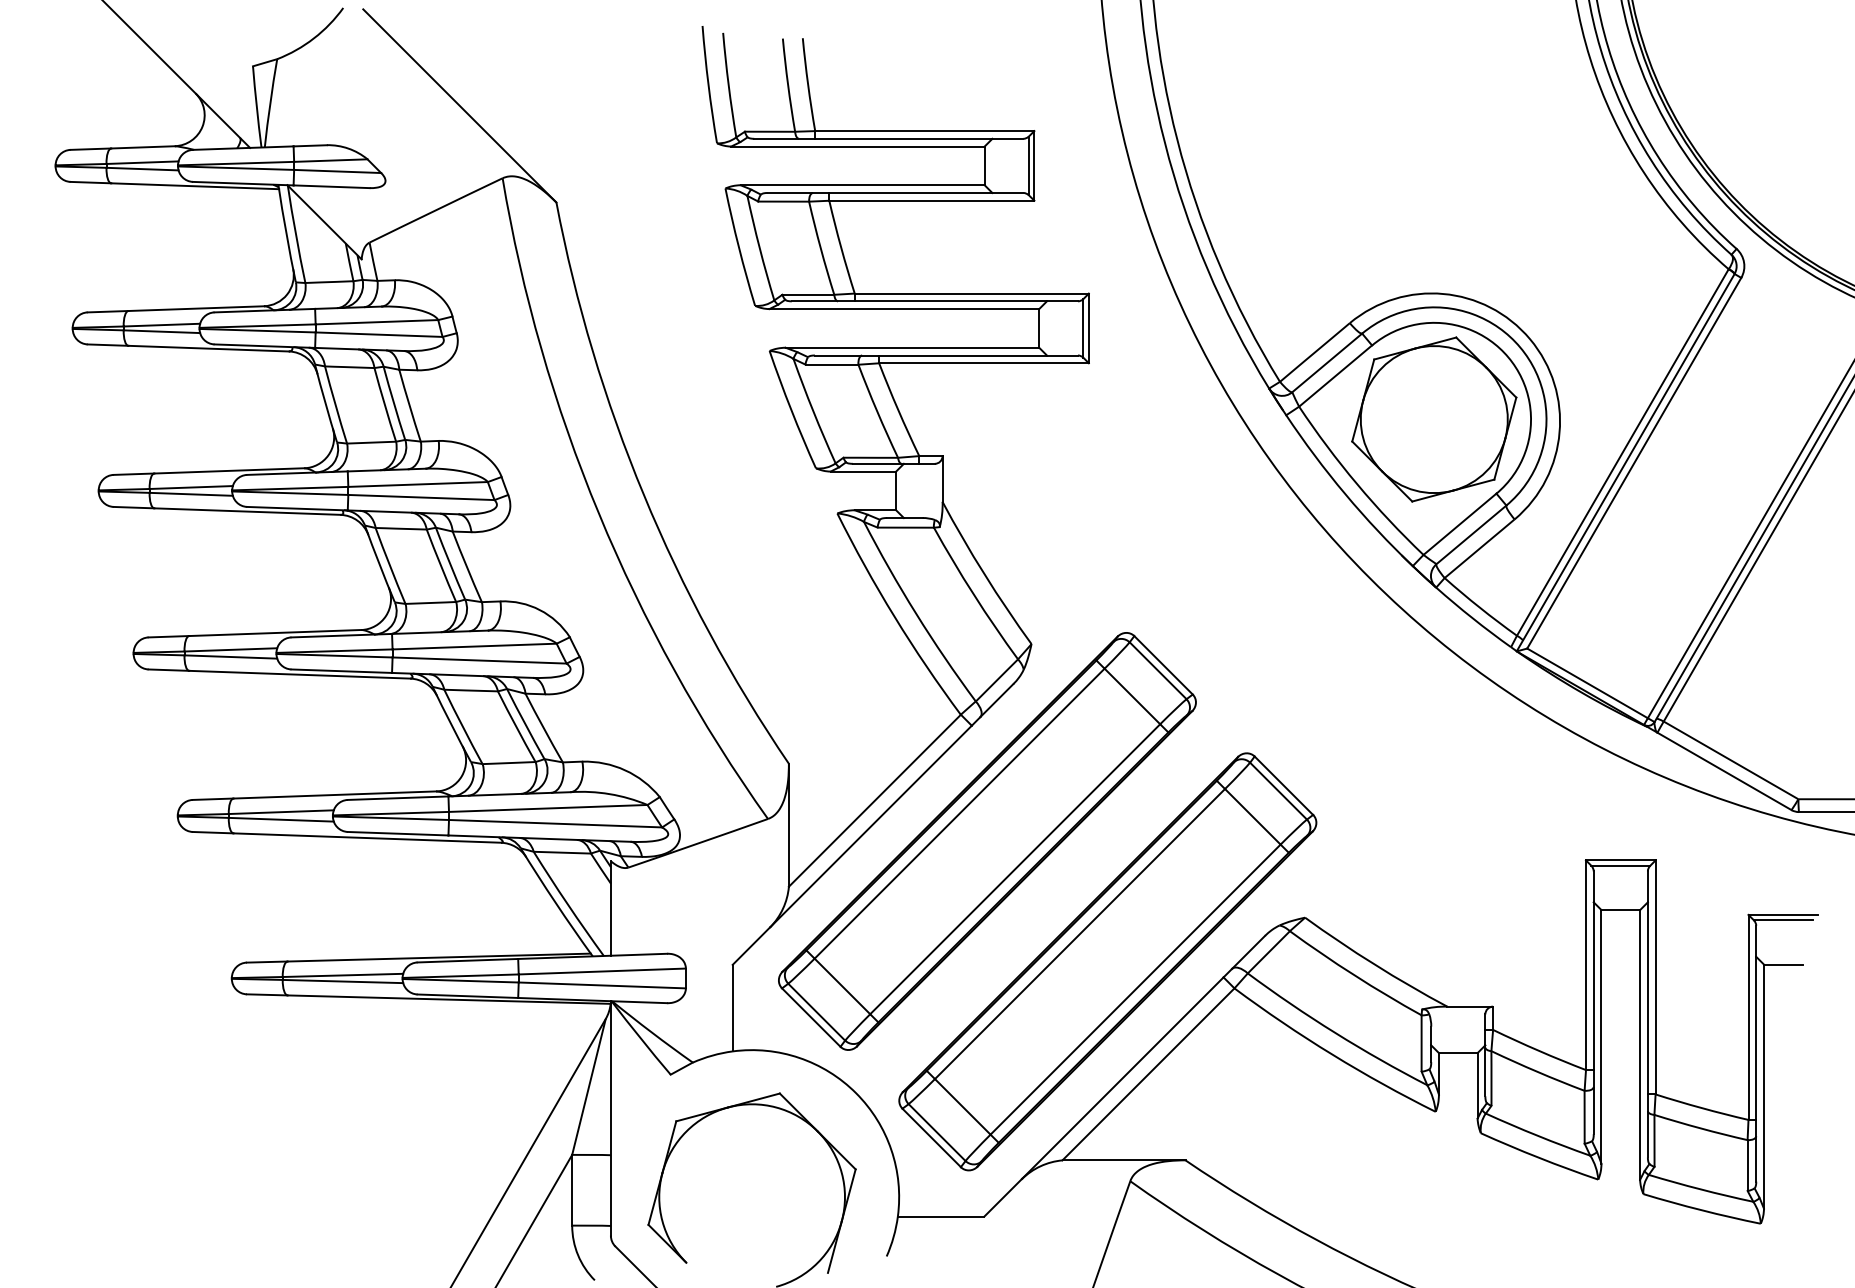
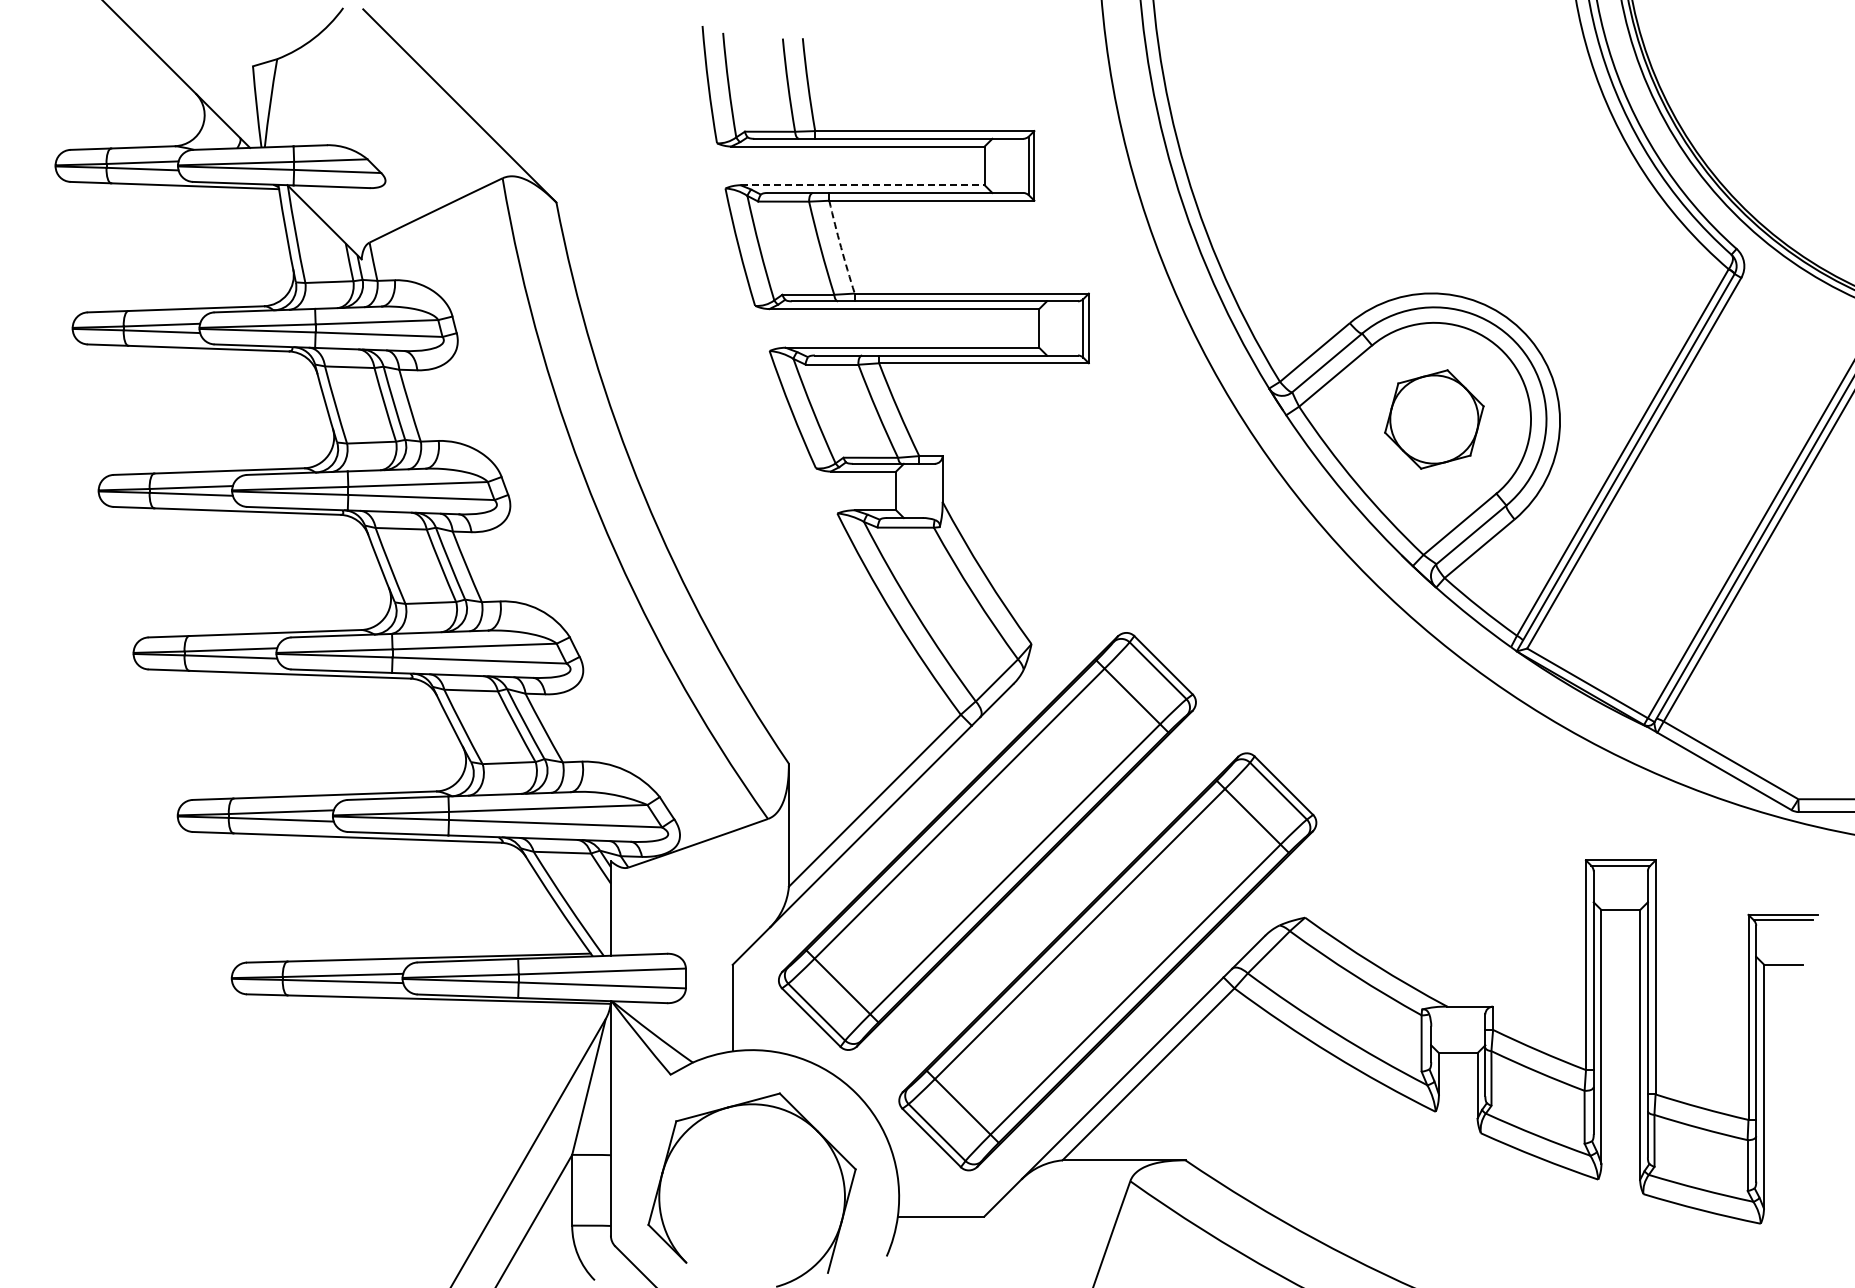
line: solid -> dashed (863, 185)
arc: solid -> dashed (841, 247)
part size: 167x167 px -> 101x101 px (1434, 419)
